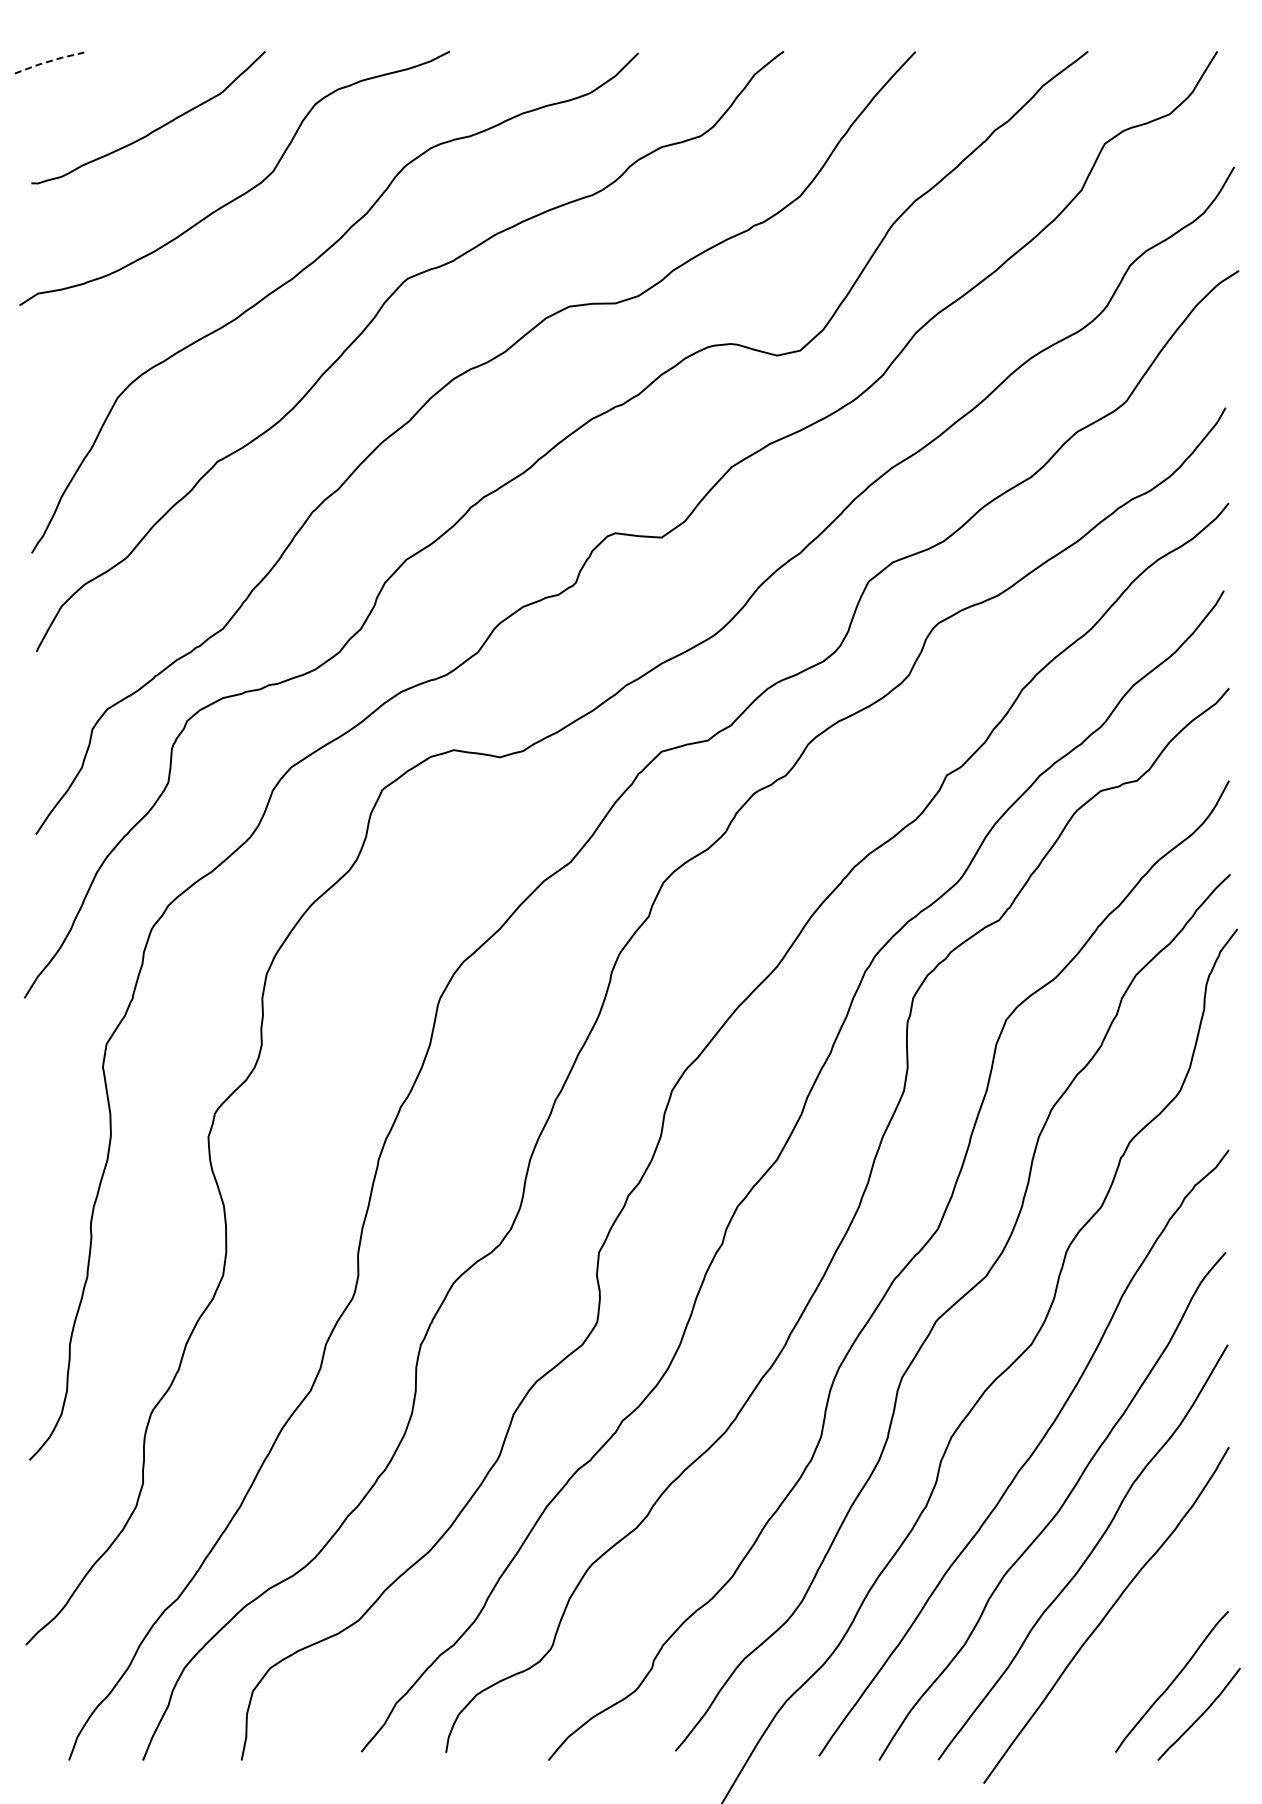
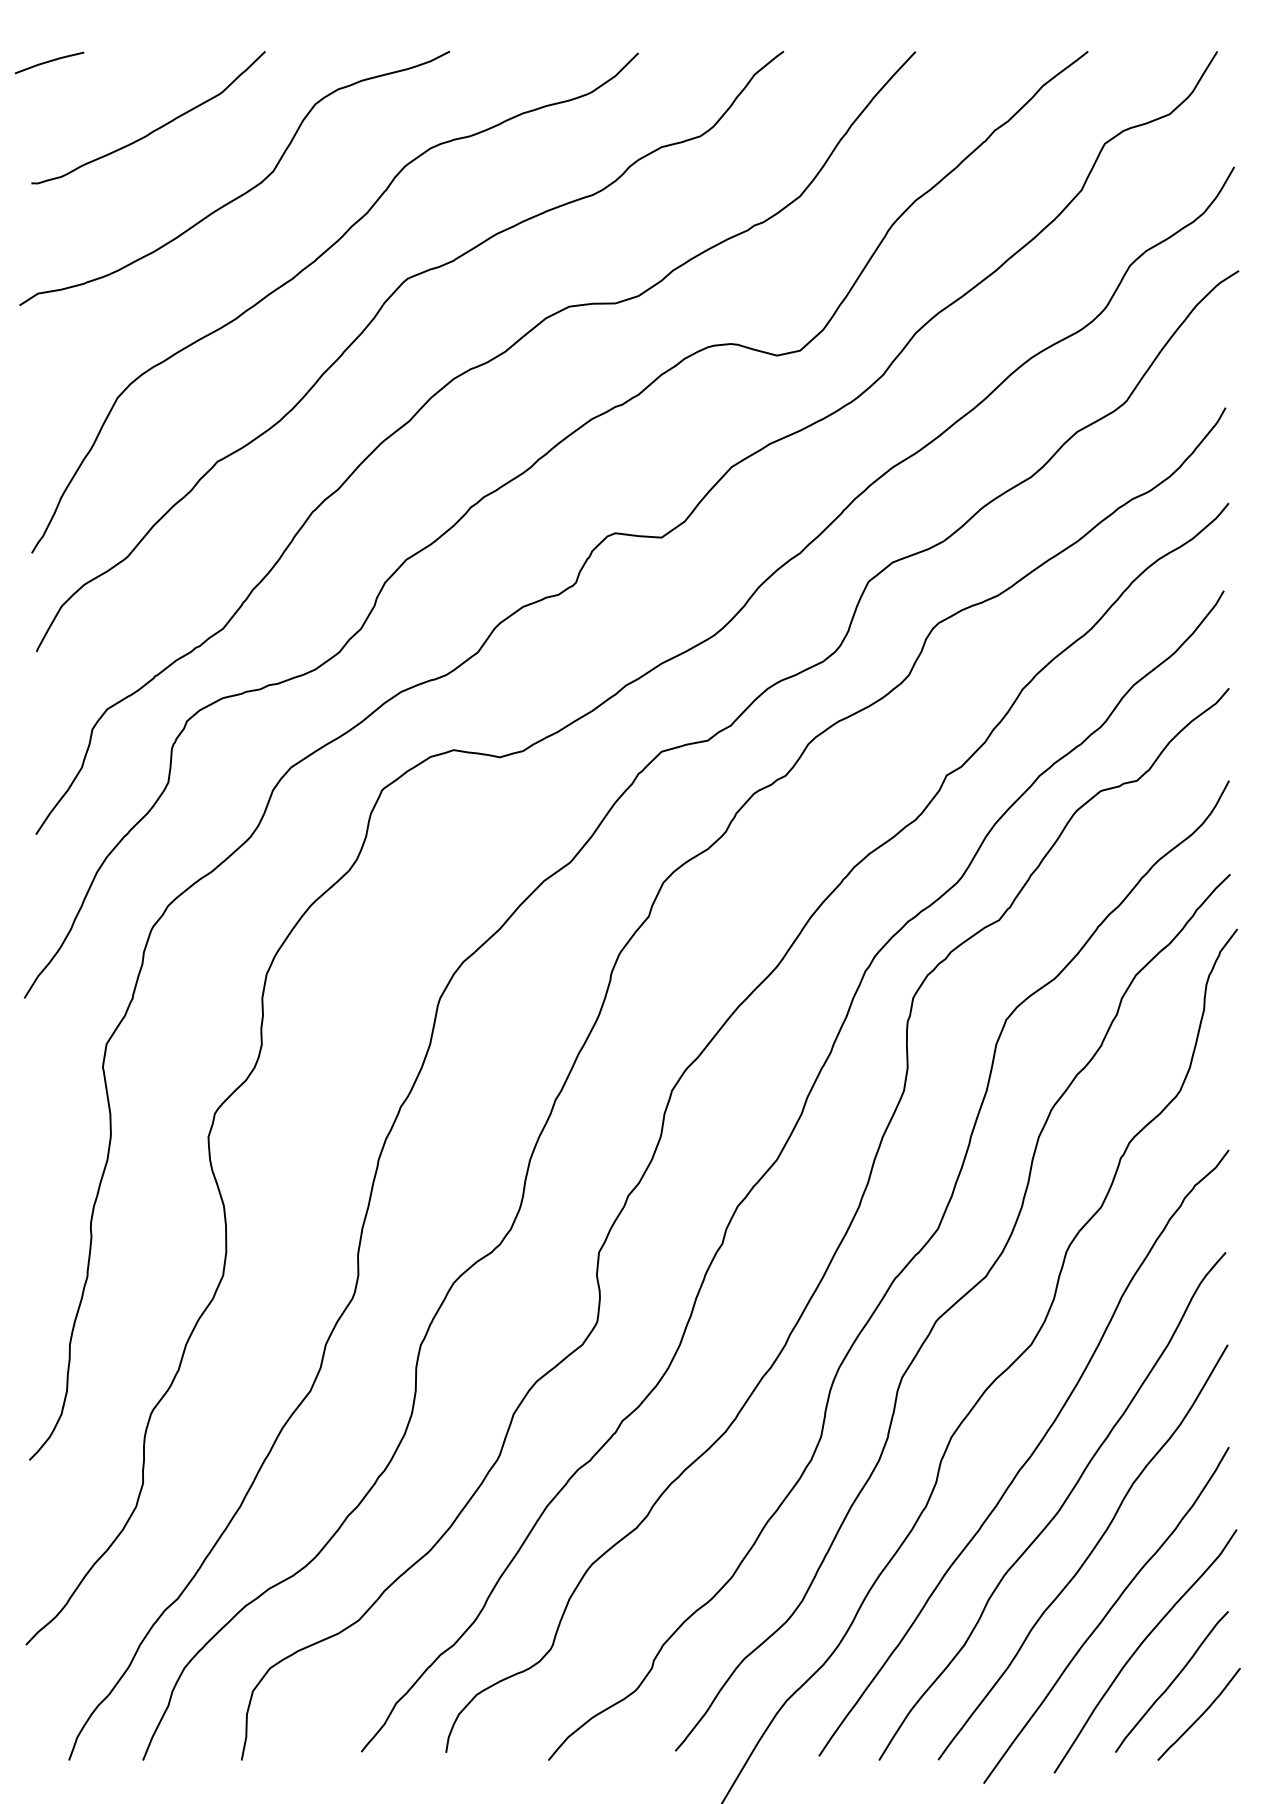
line: dashed -> solid (49, 61)
curve: none -> present (1140, 1646)
